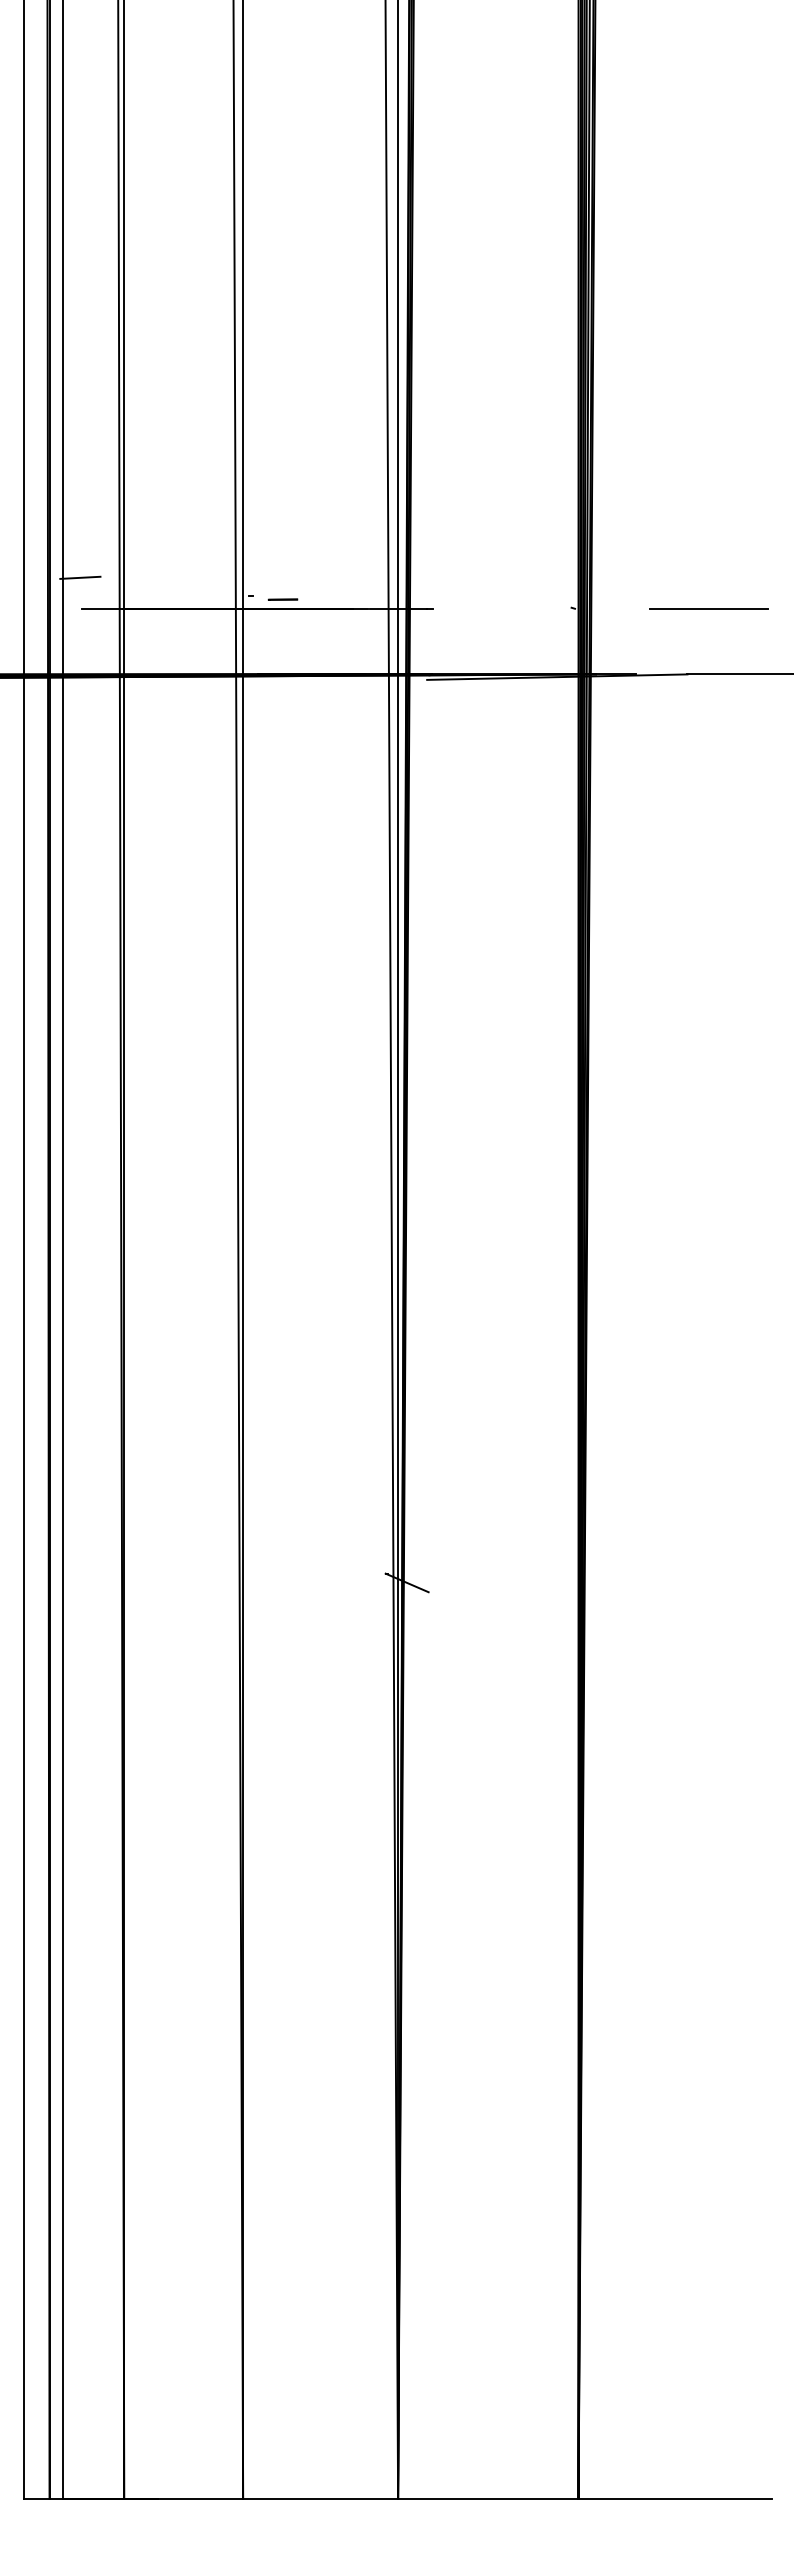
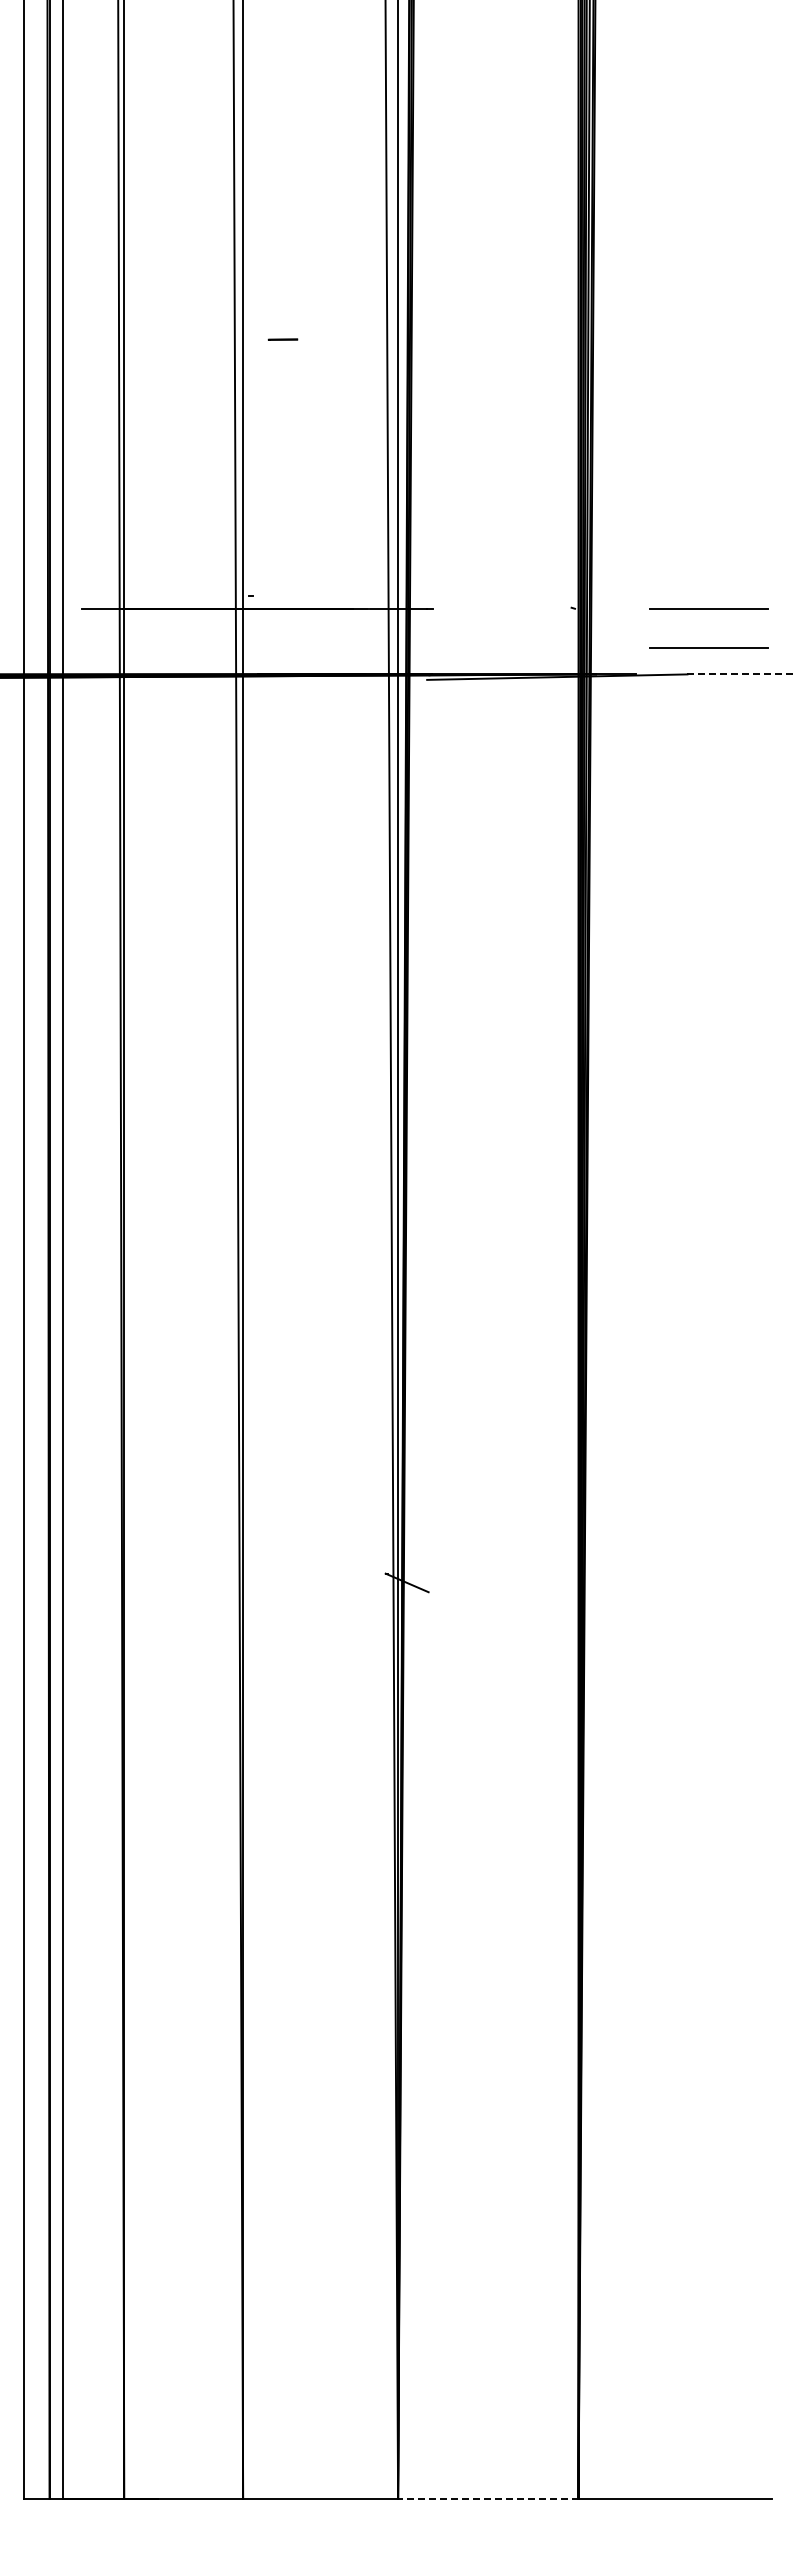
line: present -> none (80, 577)
line position: (282, 599) -> (282, 339) (282, 339)
line: none -> present (708, 647)
line: solid -> dashed (740, 674)
line: solid -> dashed (487, 2498)
